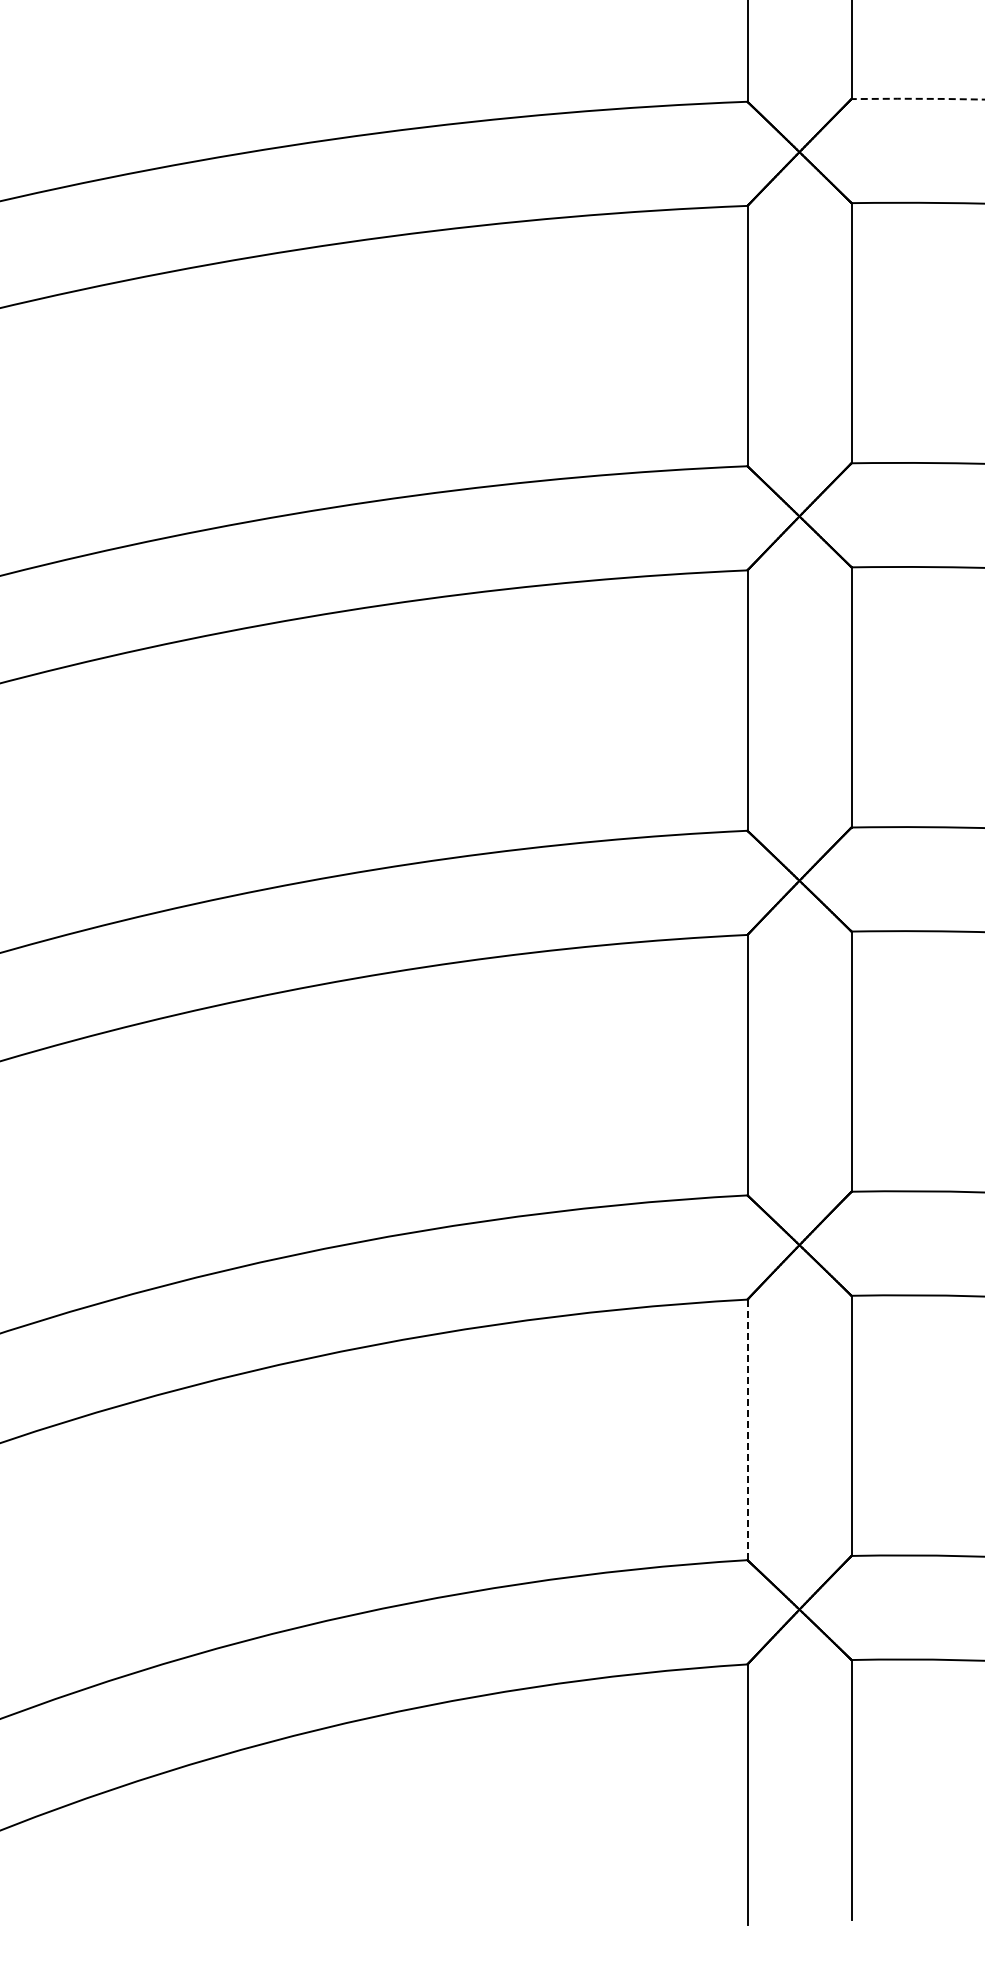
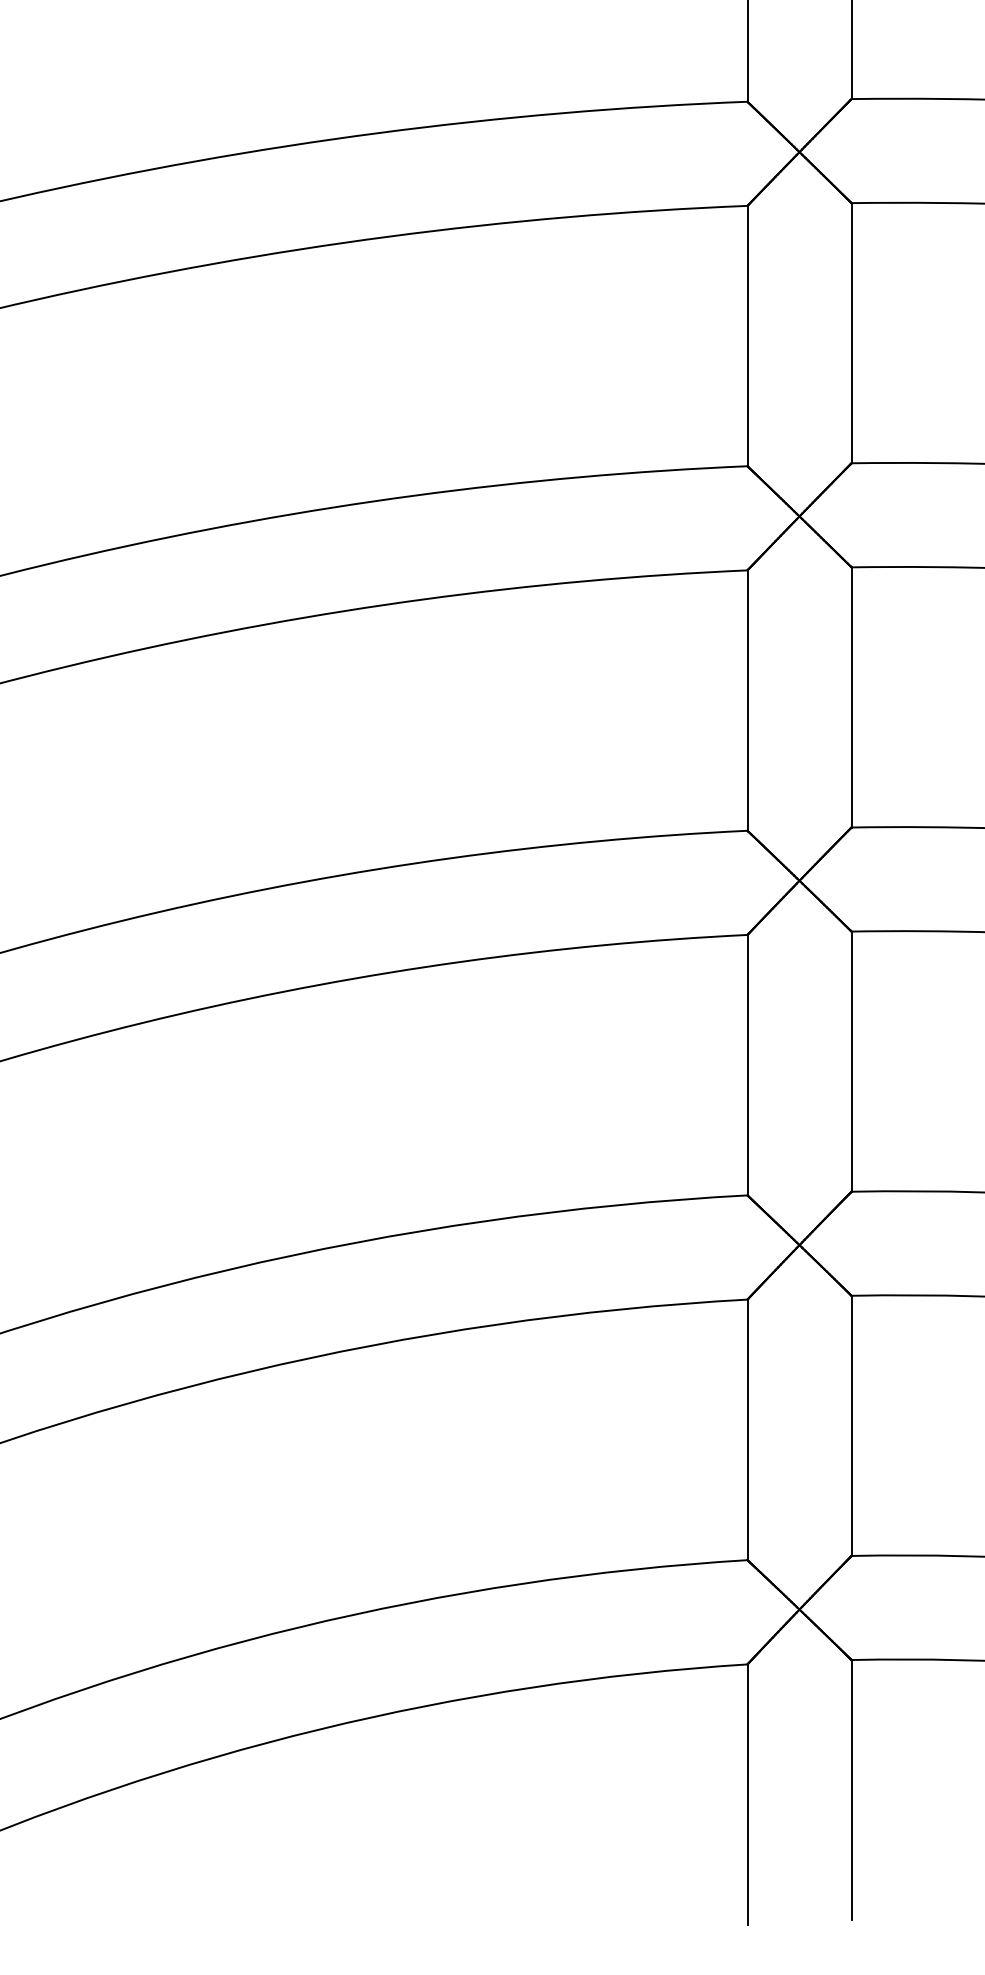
arc: dashed -> solid (917, 98)
line: dashed -> solid (747, 1429)
